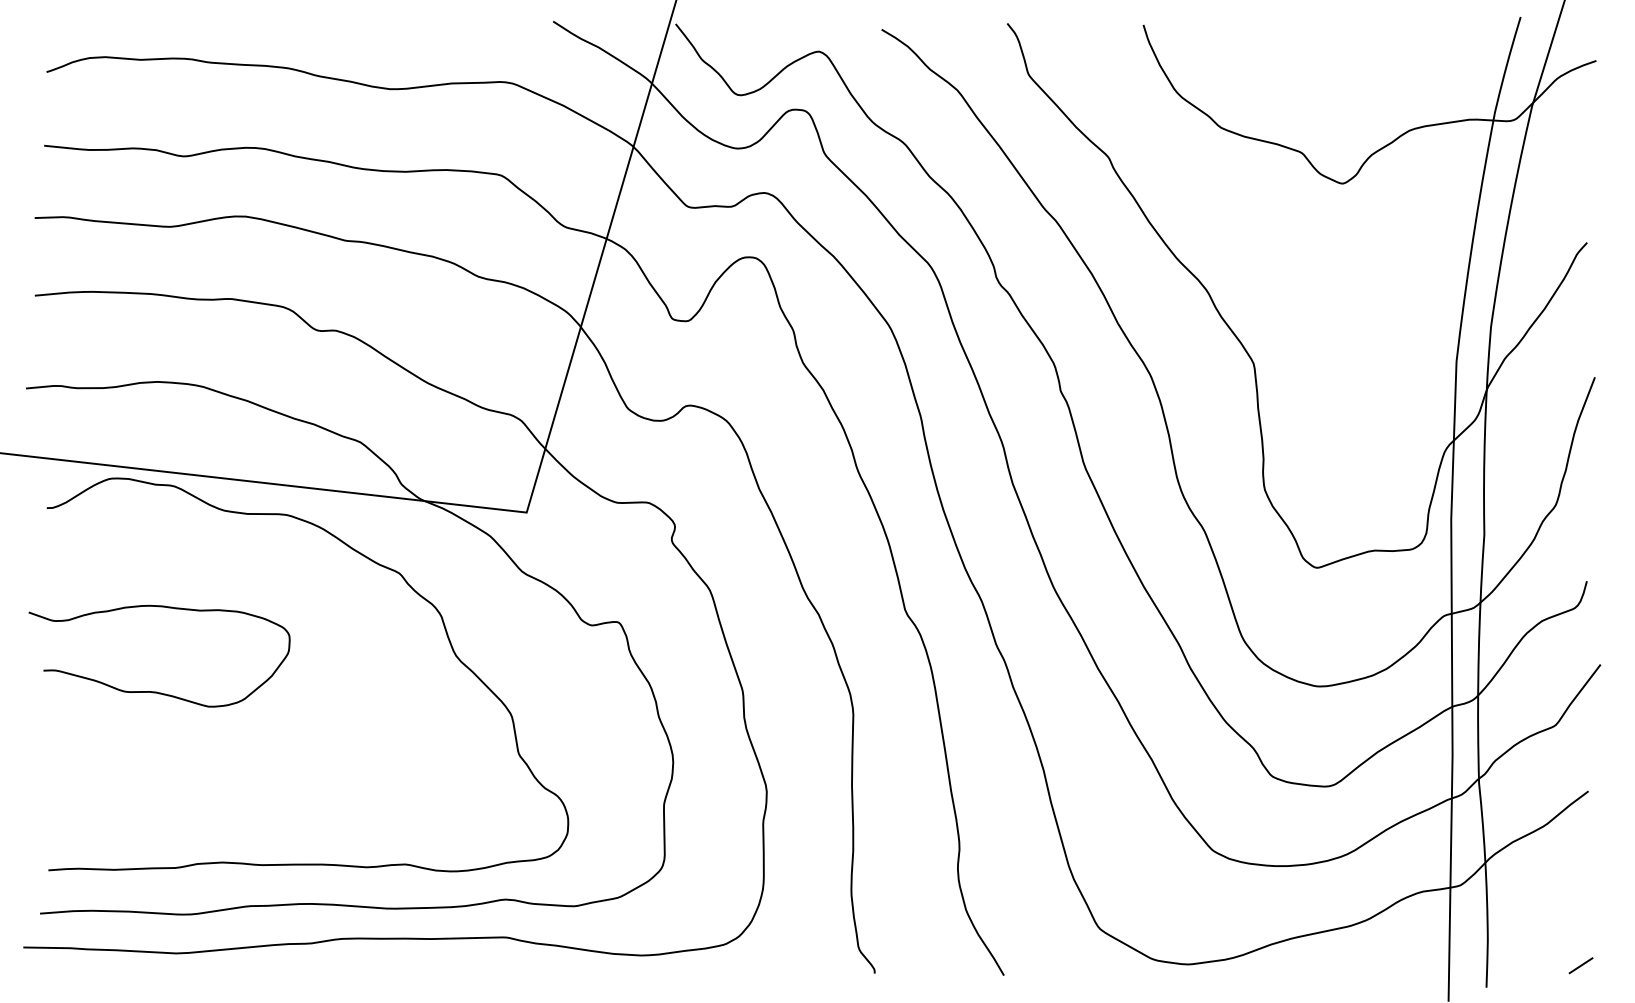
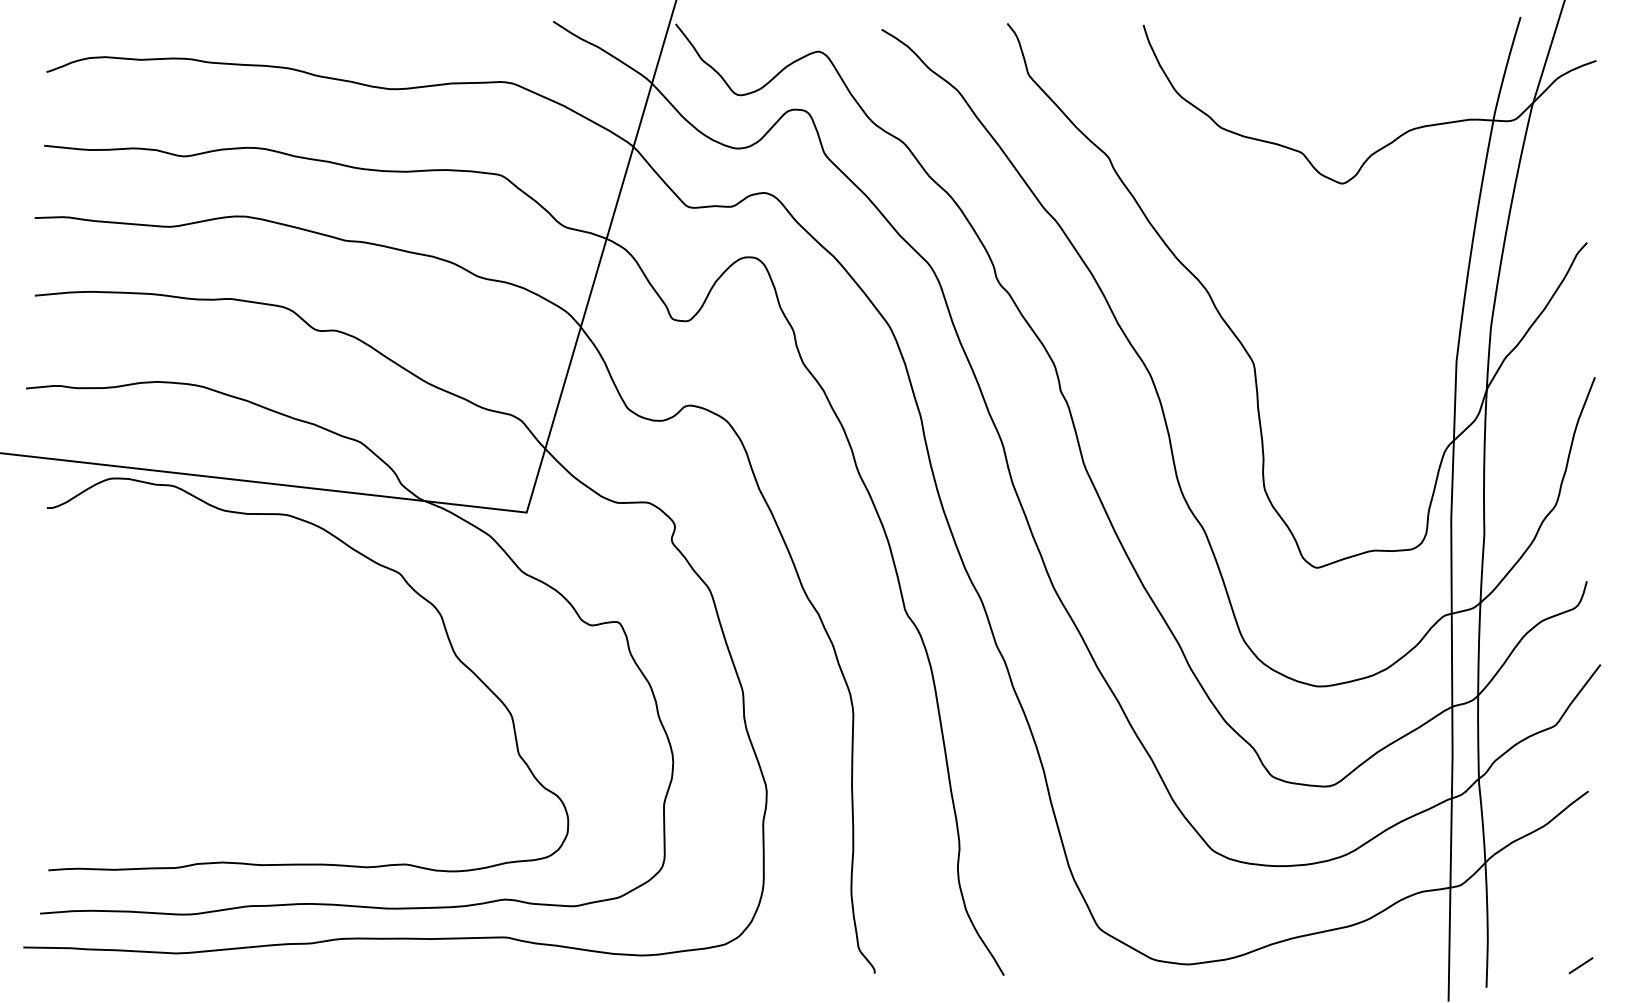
curve: present -> none (157, 691)
